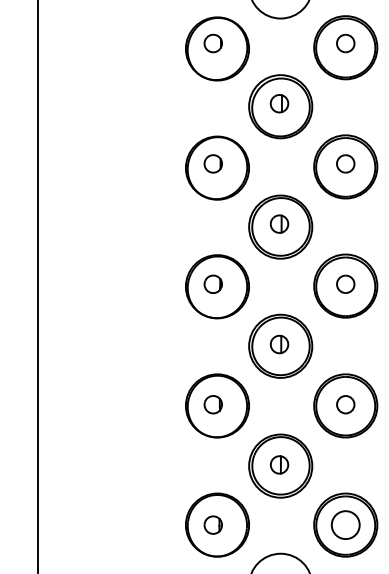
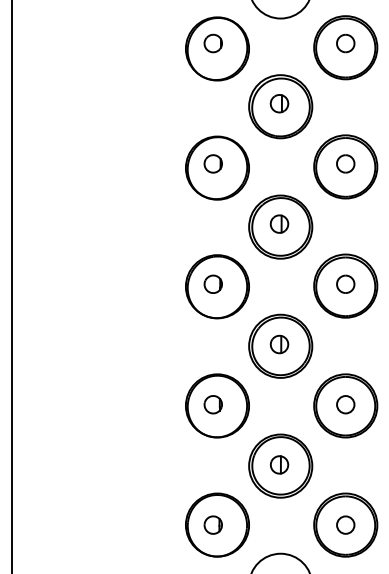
line position: (37, 286) -> (11, 286) (11, 286)
circle diameter: 28 px -> 17 px (345, 524)
